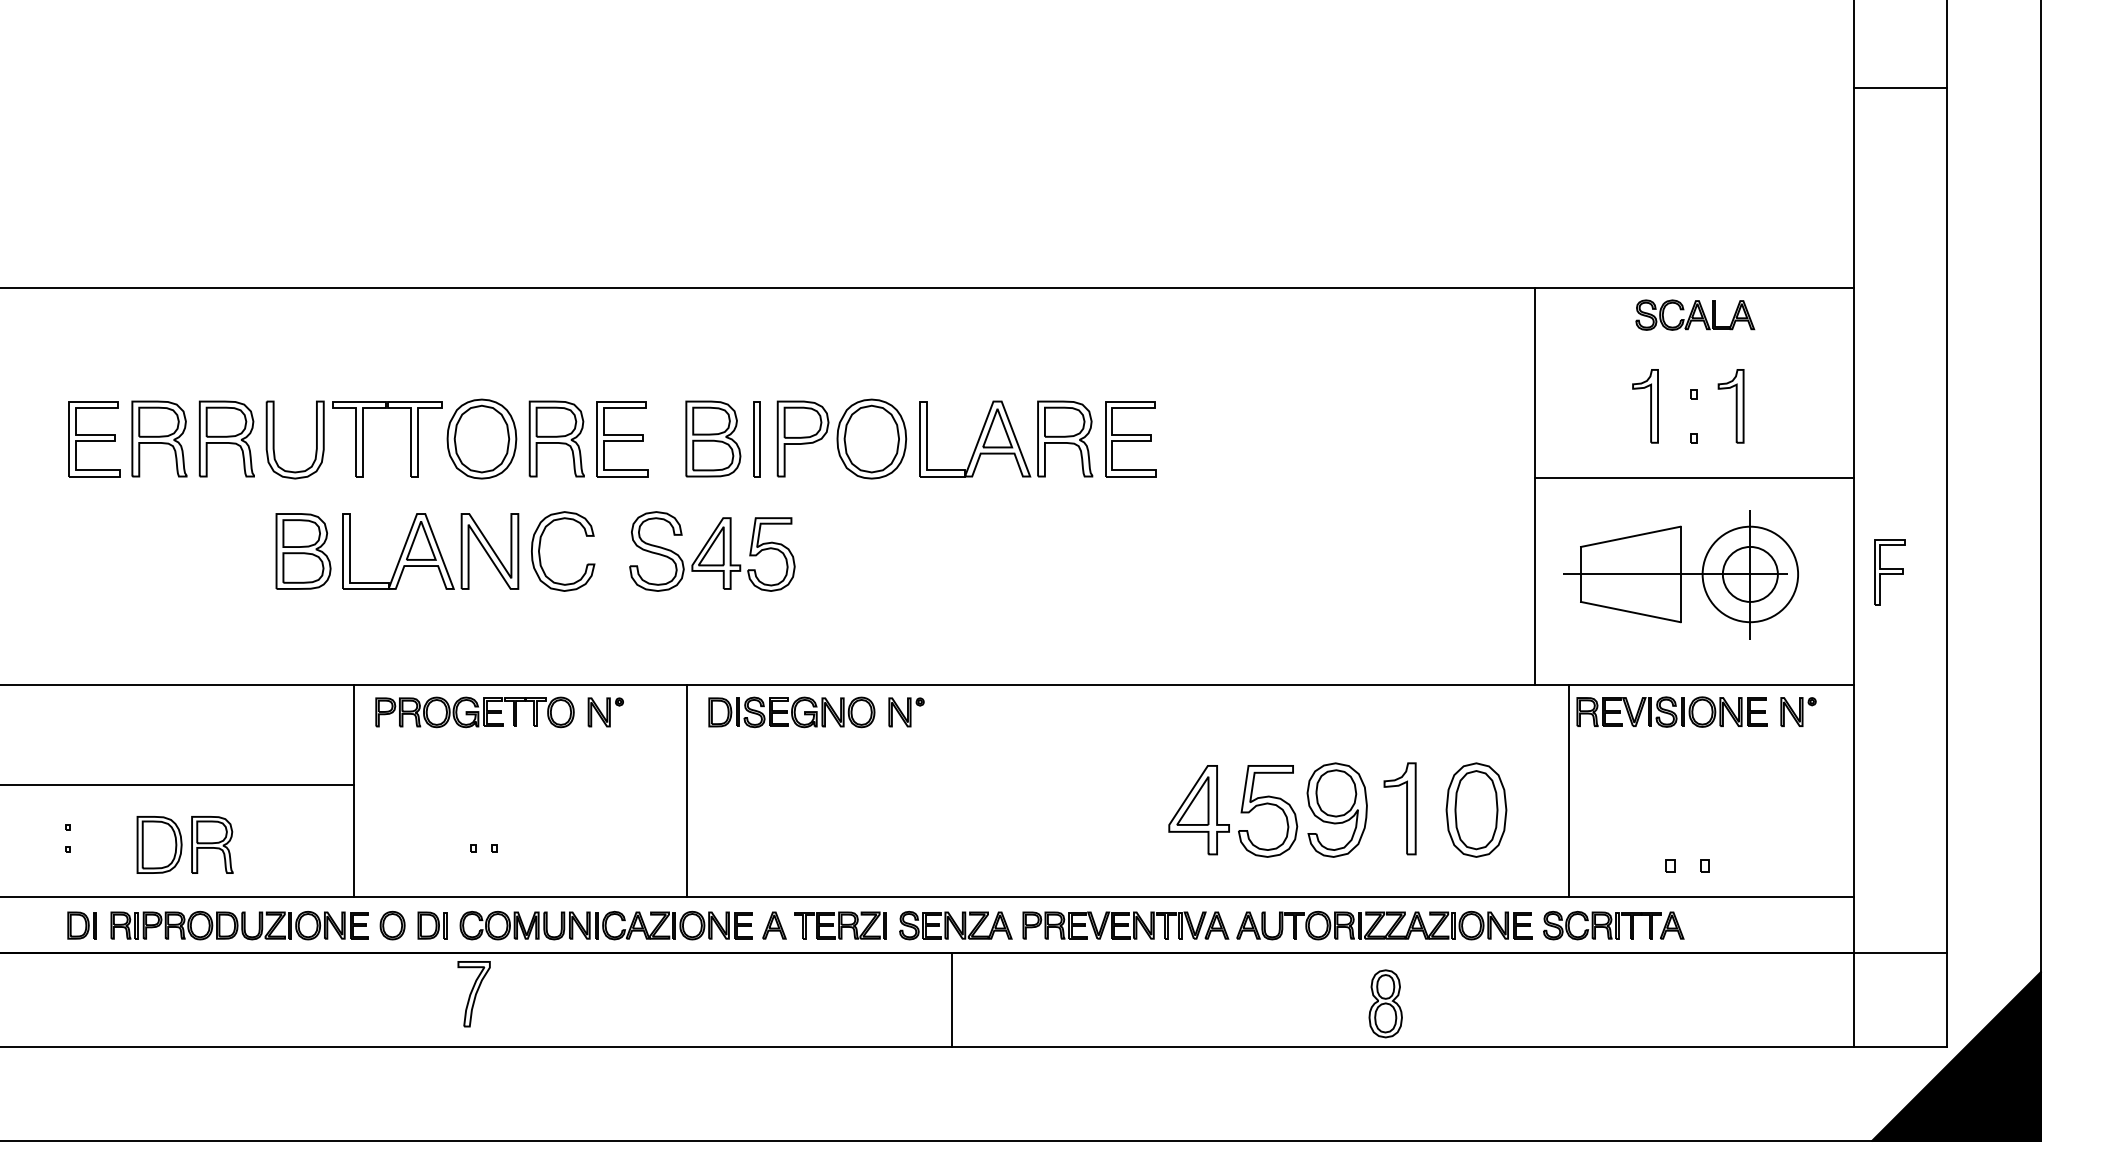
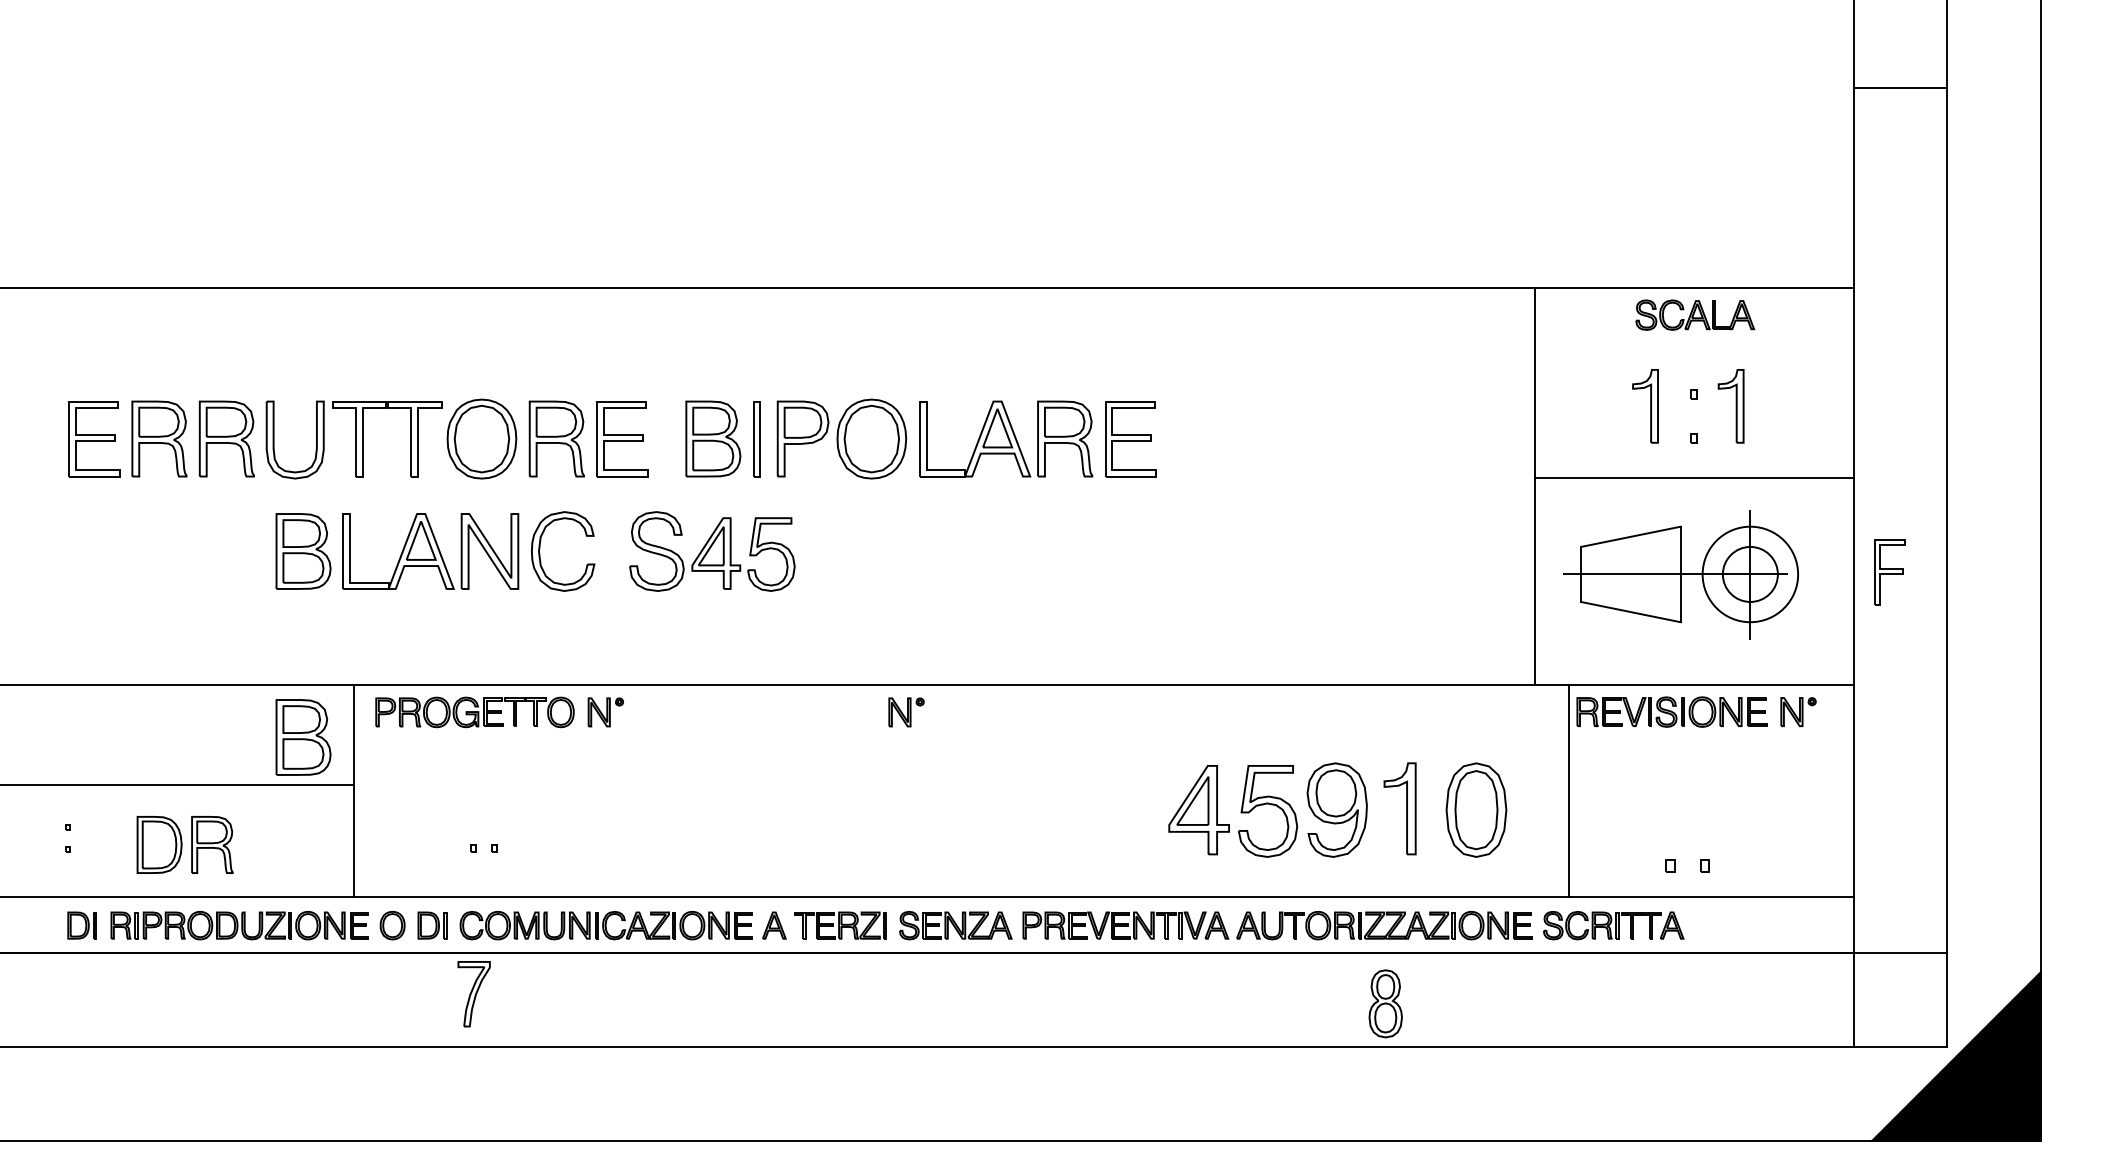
part: present -> none (791, 712)
part: none -> present (303, 737)
line: present -> none (687, 791)
line: present -> none (951, 1000)
